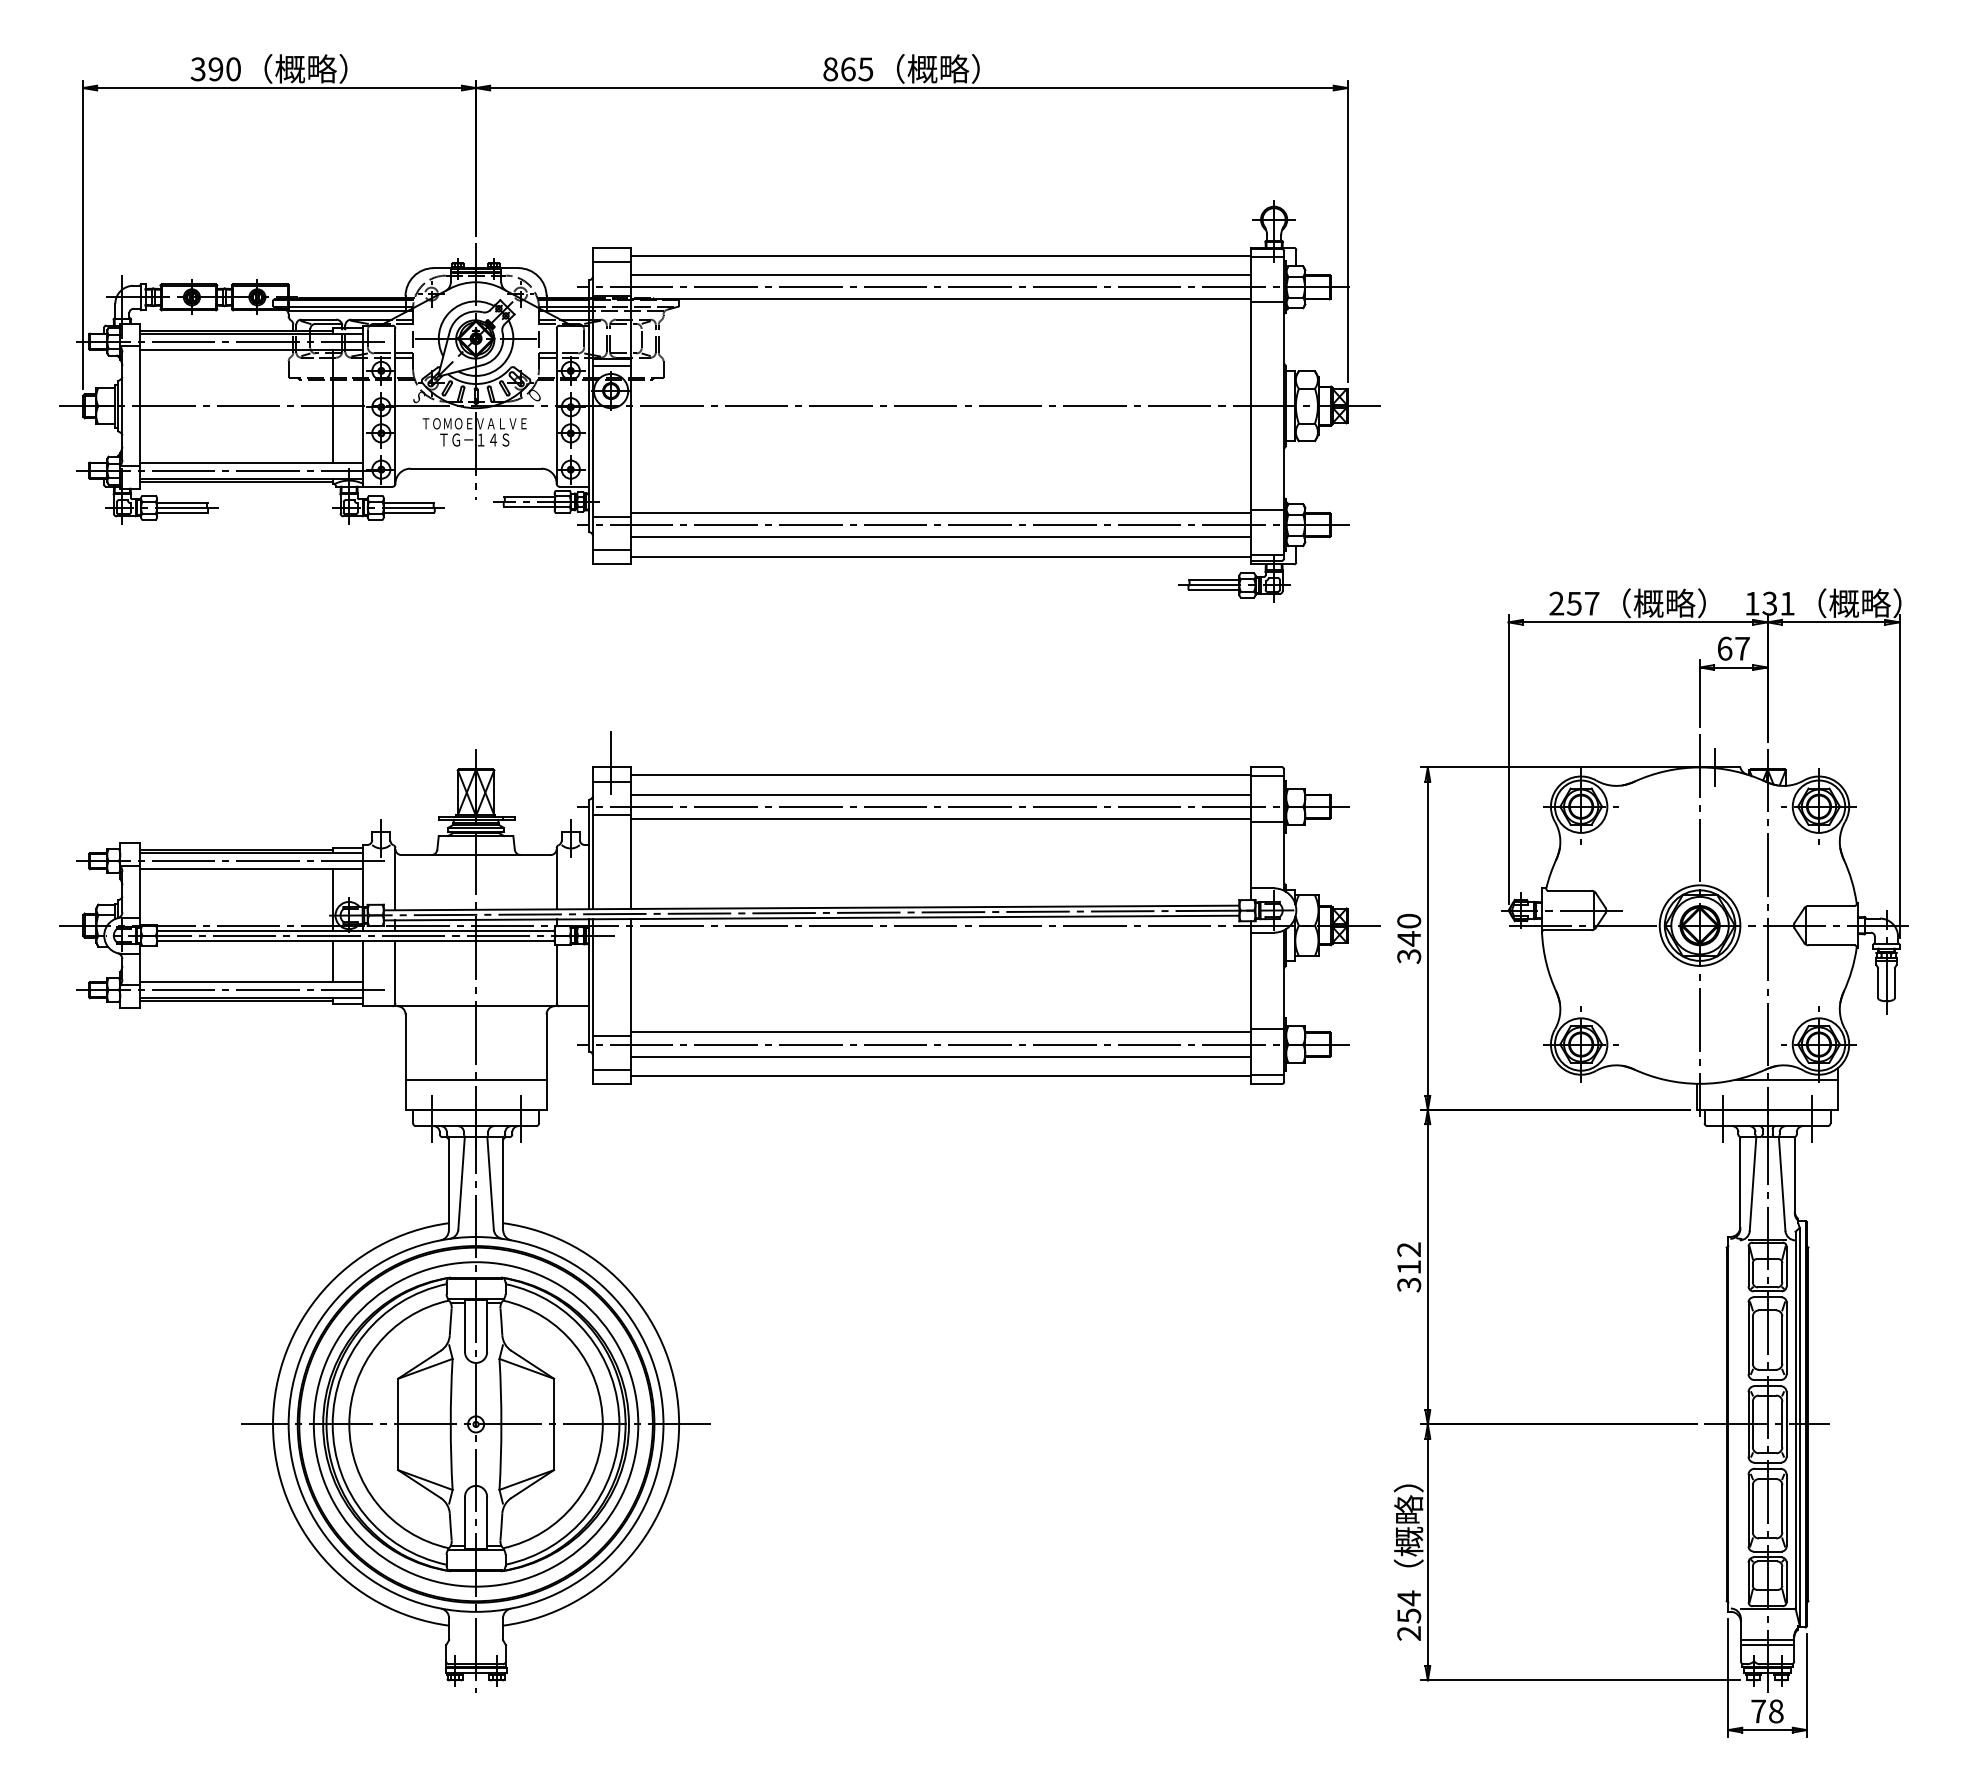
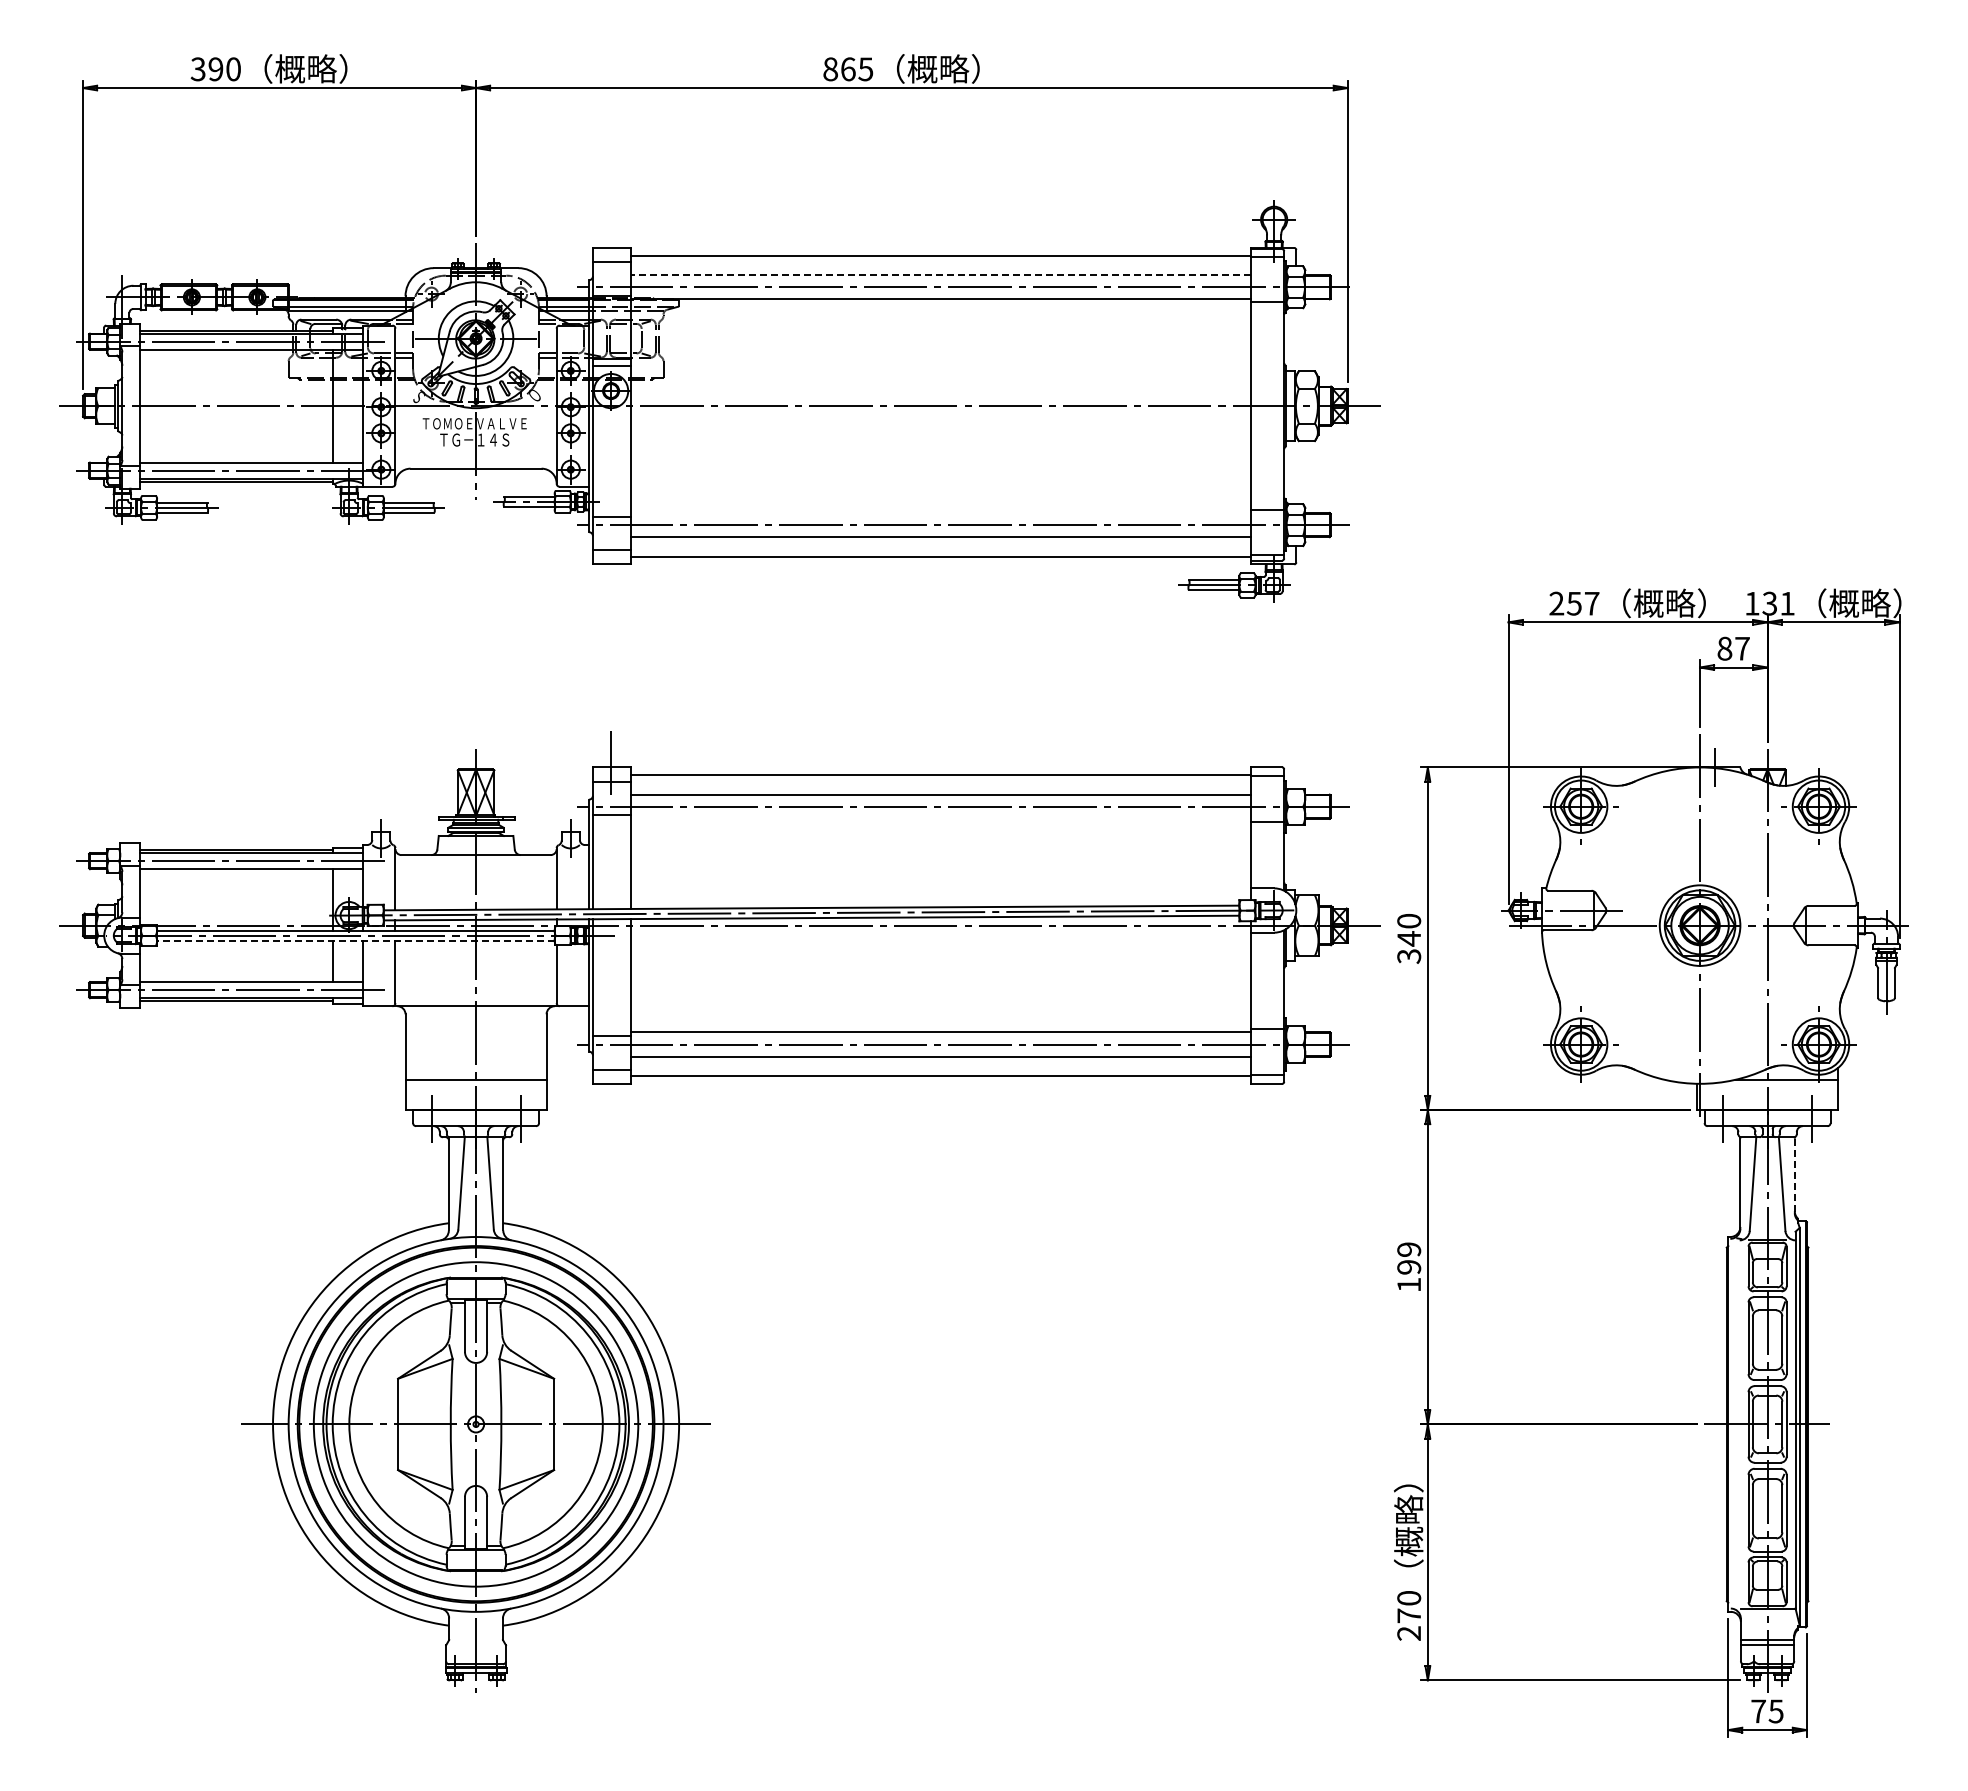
line: solid -> dashed (941, 275)
line: present -> none (940, 513)
text: 67 -> 87 (1724, 648)
line: present -> none (940, 818)
line: solid -> dashed (355, 940)
line: solid -> dashed (1794, 1176)
text: 312 -> 199 (1409, 1267)
text: 254 -> 270 (1409, 1606)
text: 78 -> 75 (1775, 1711)
